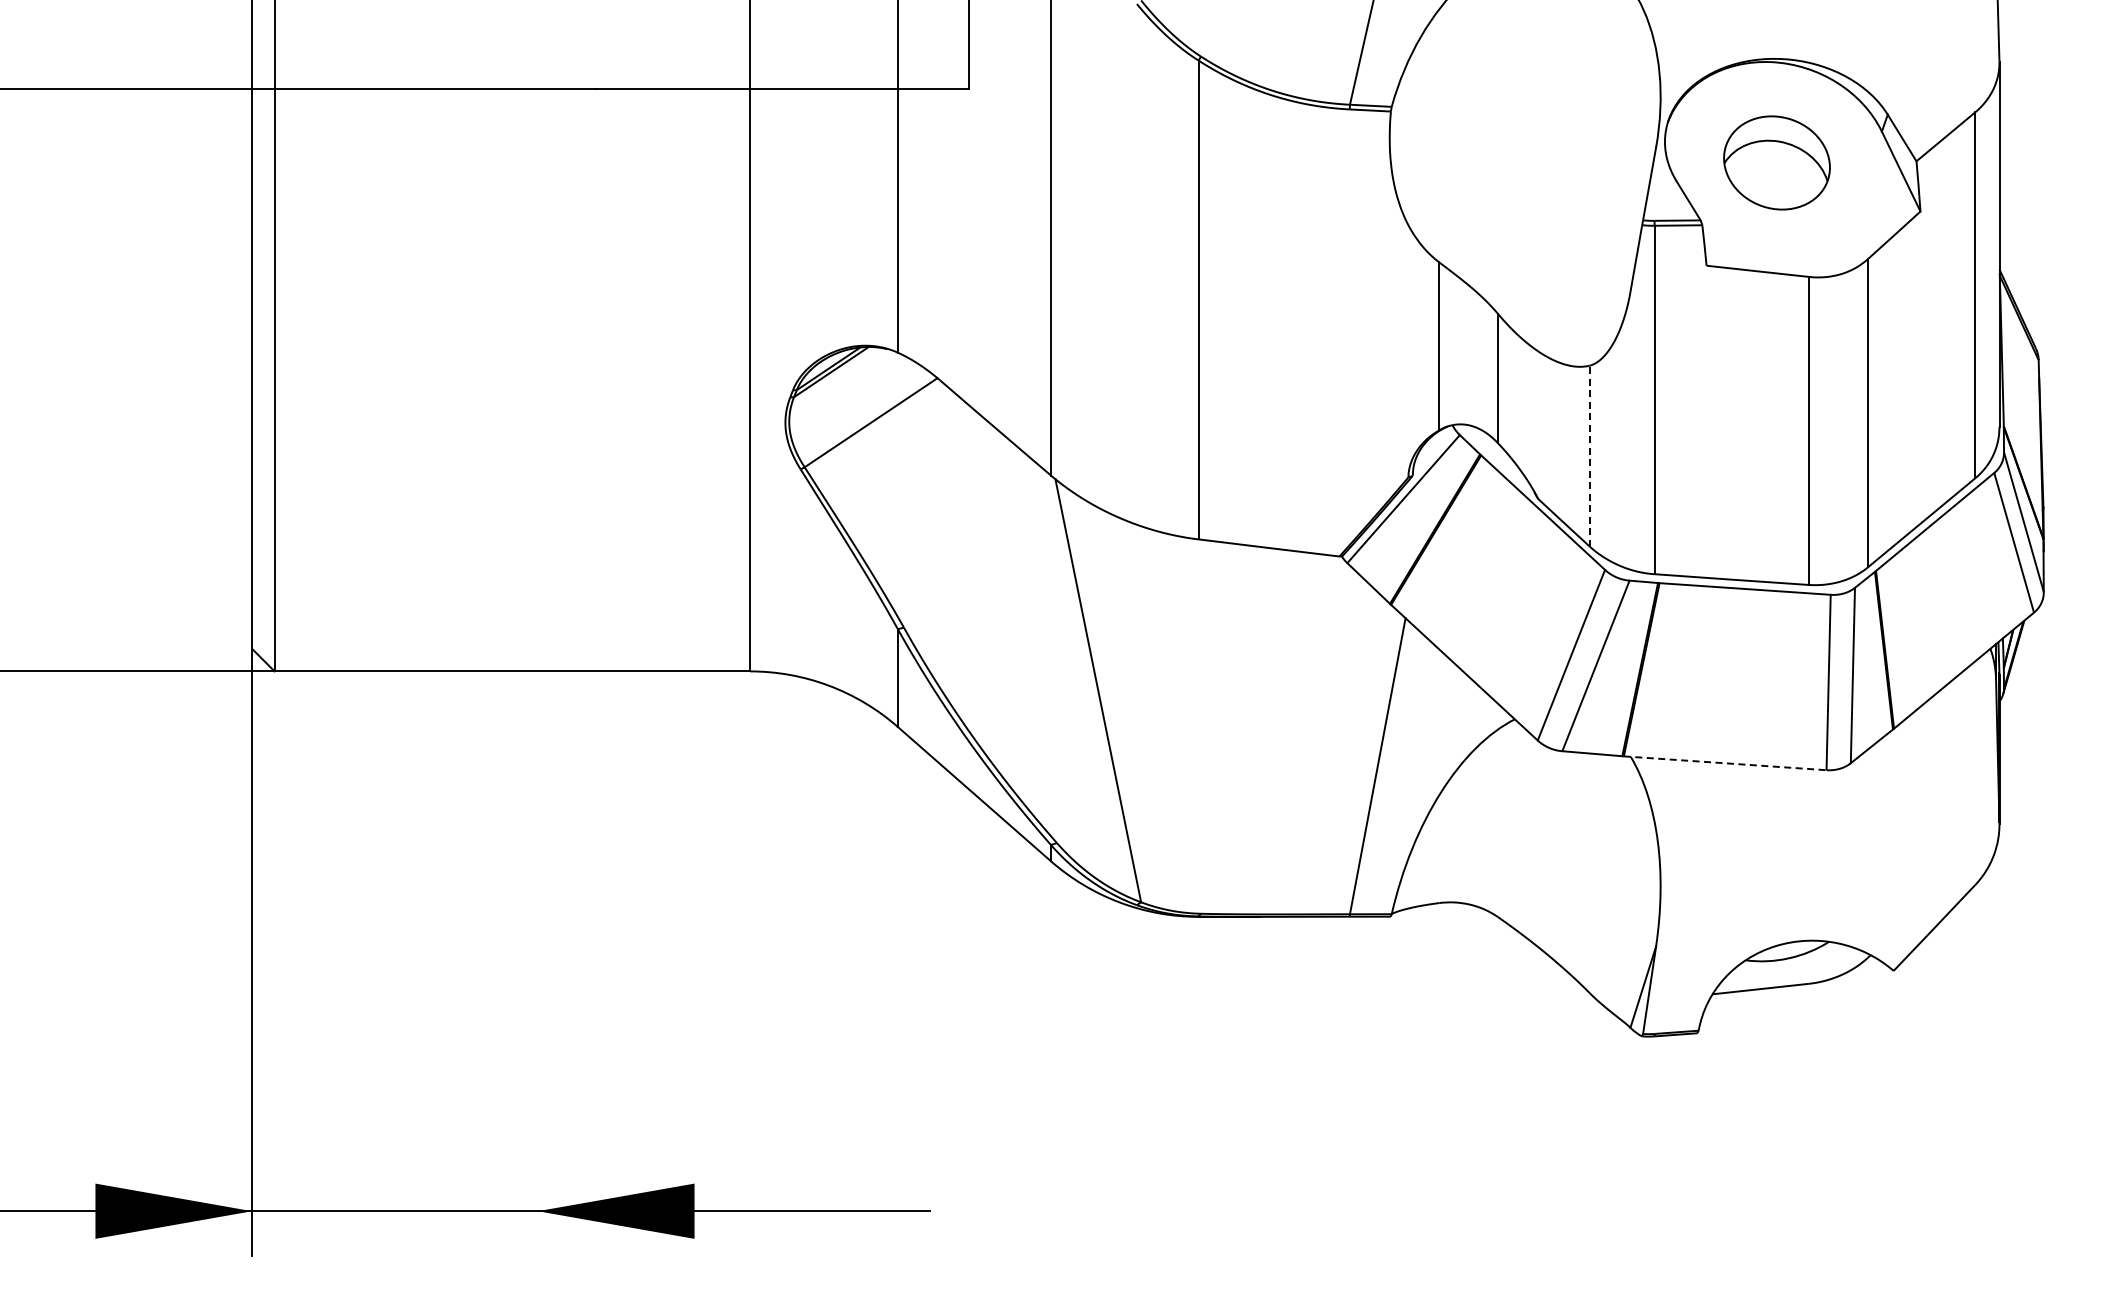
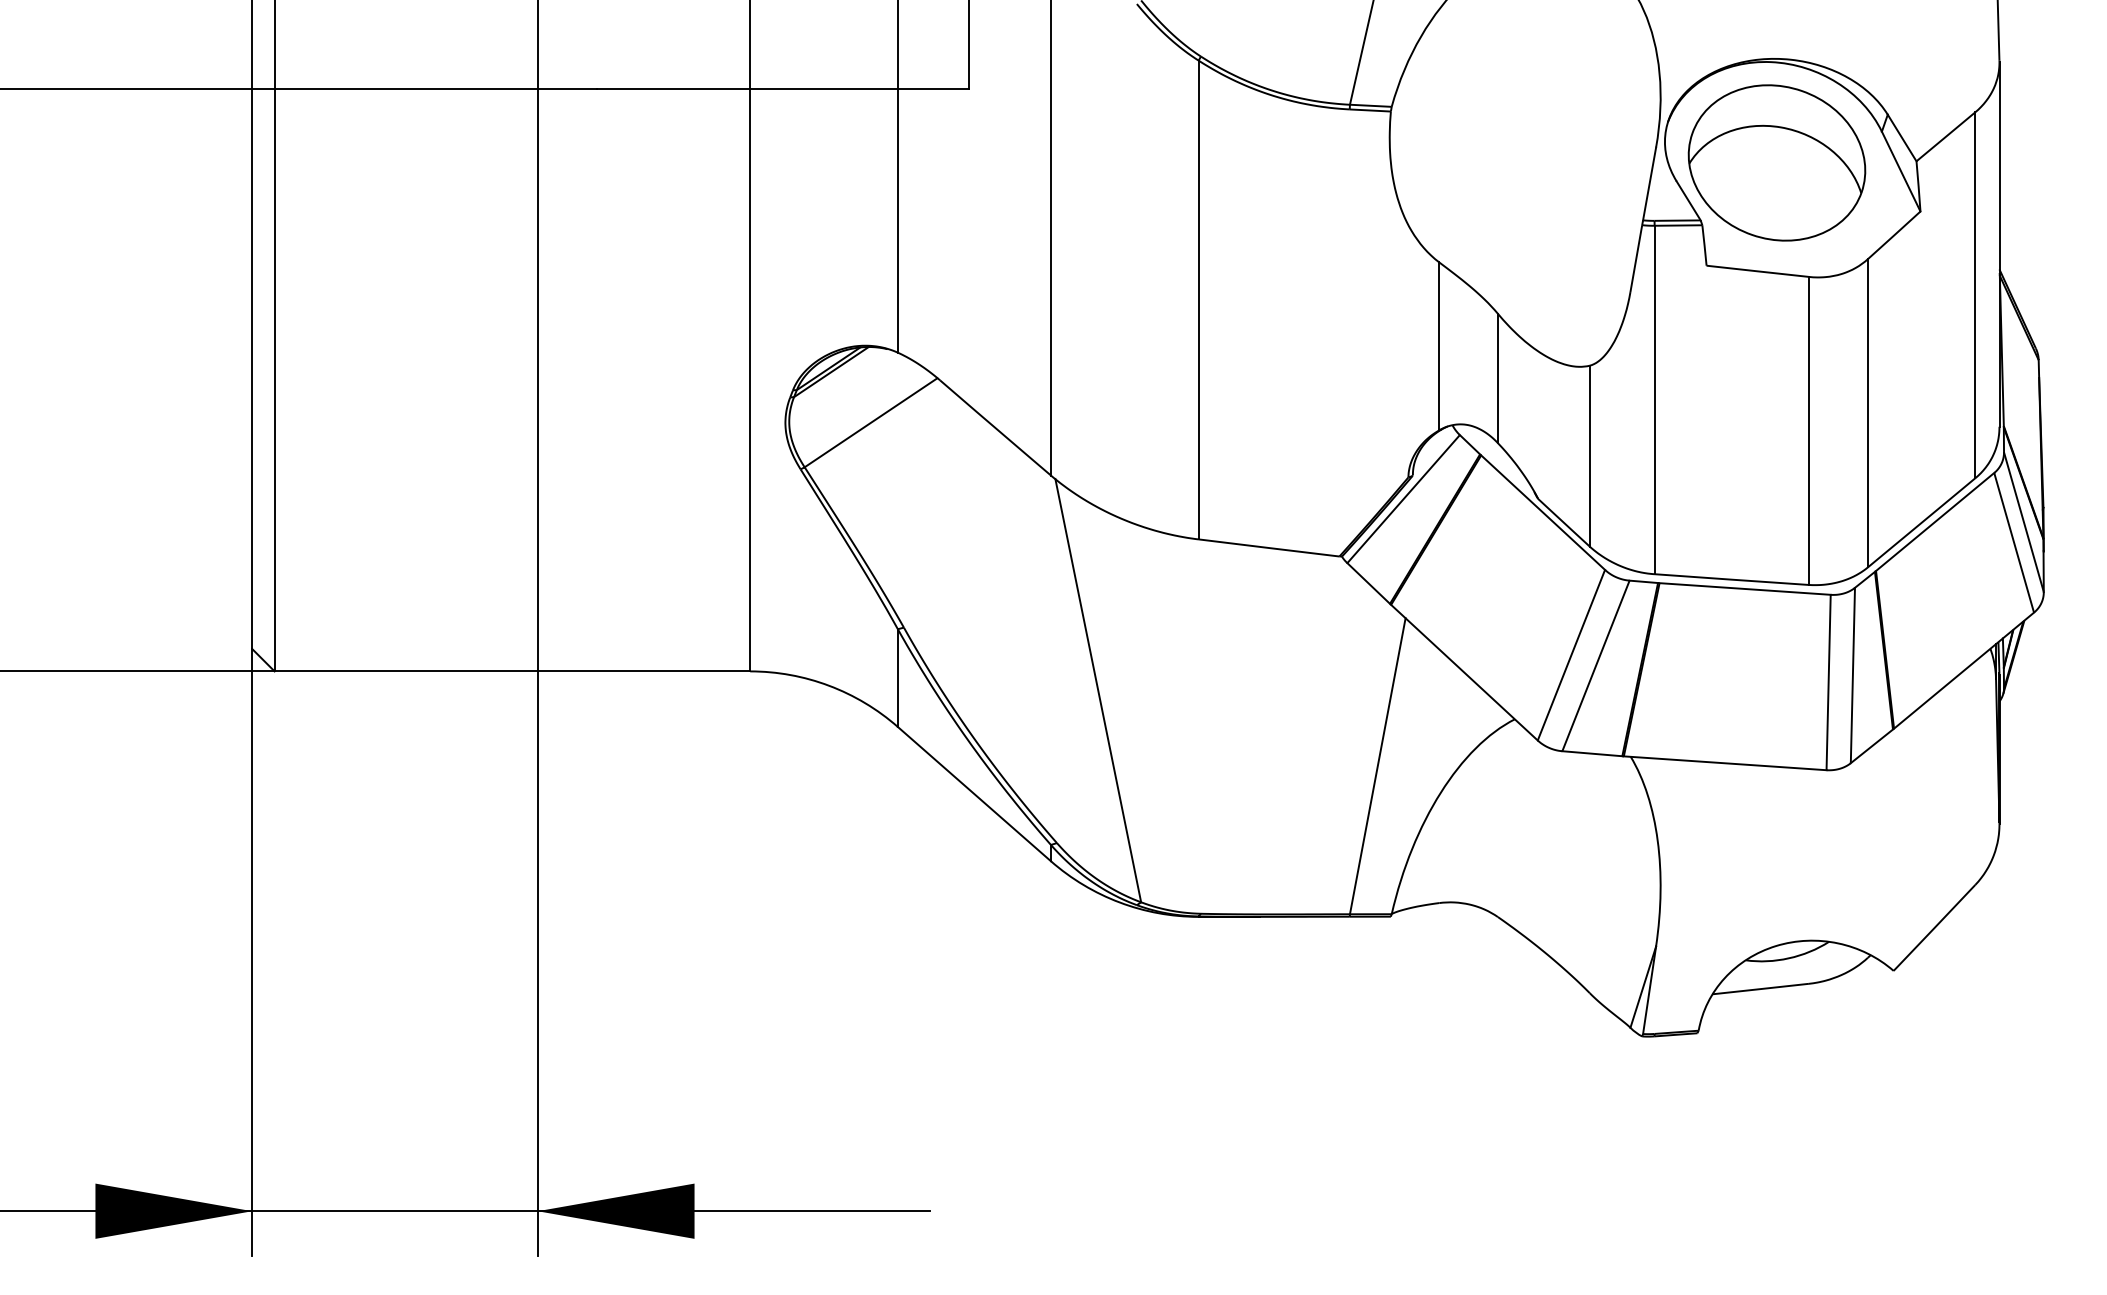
part size: 108x96 px -> 180x158 px (1776, 162)
line: dashed -> solid (1589, 455)
line: none -> present (537, 629)
line: dashed -> solid (1725, 763)
